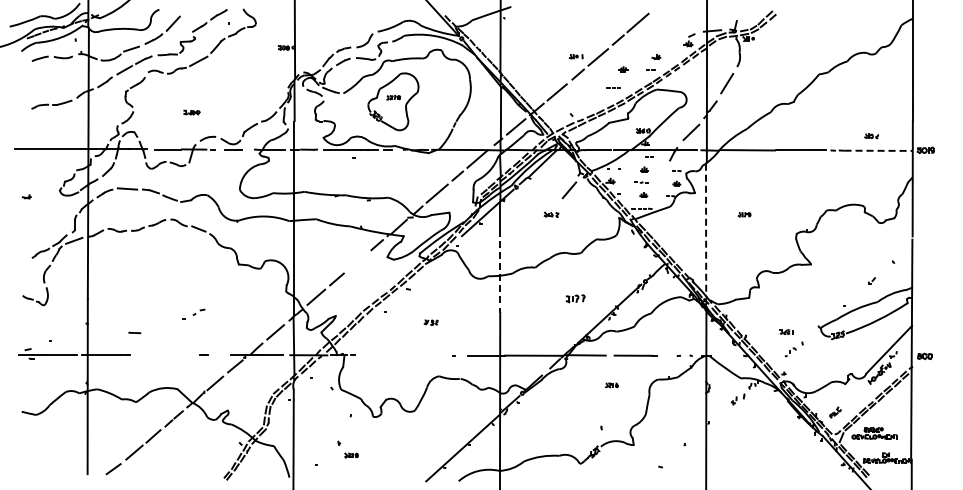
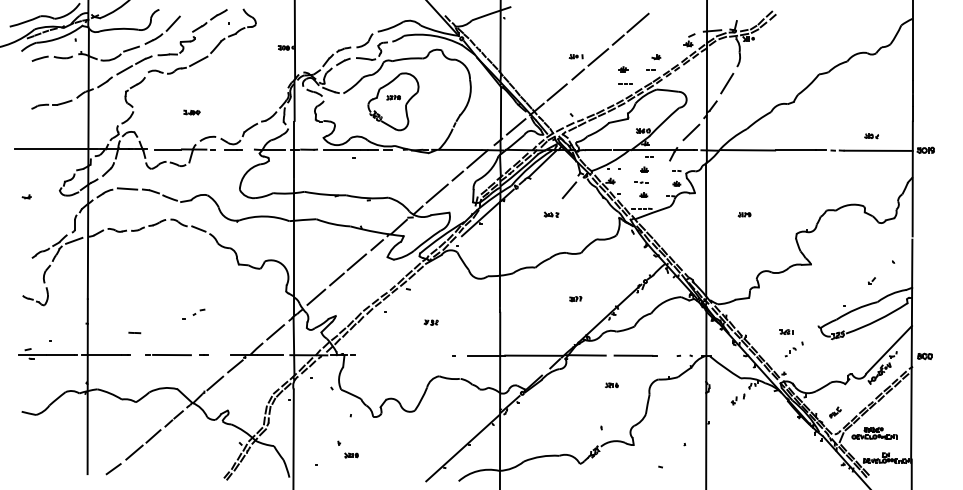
line position: (613, 87) -> (625, 83) (625, 83)
line: dashed -> solid (879, 150)
line: dashed -> solid (706, 229)
line: none -> present (356, 262)
line: dashed -> solid (500, 268)
part size: 21x10 px -> 14x7 px (575, 299)
line: none -> present (168, 355)
